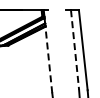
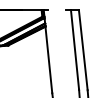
line: dashed -> solid (75, 50)
line: dashed -> solid (48, 59)
